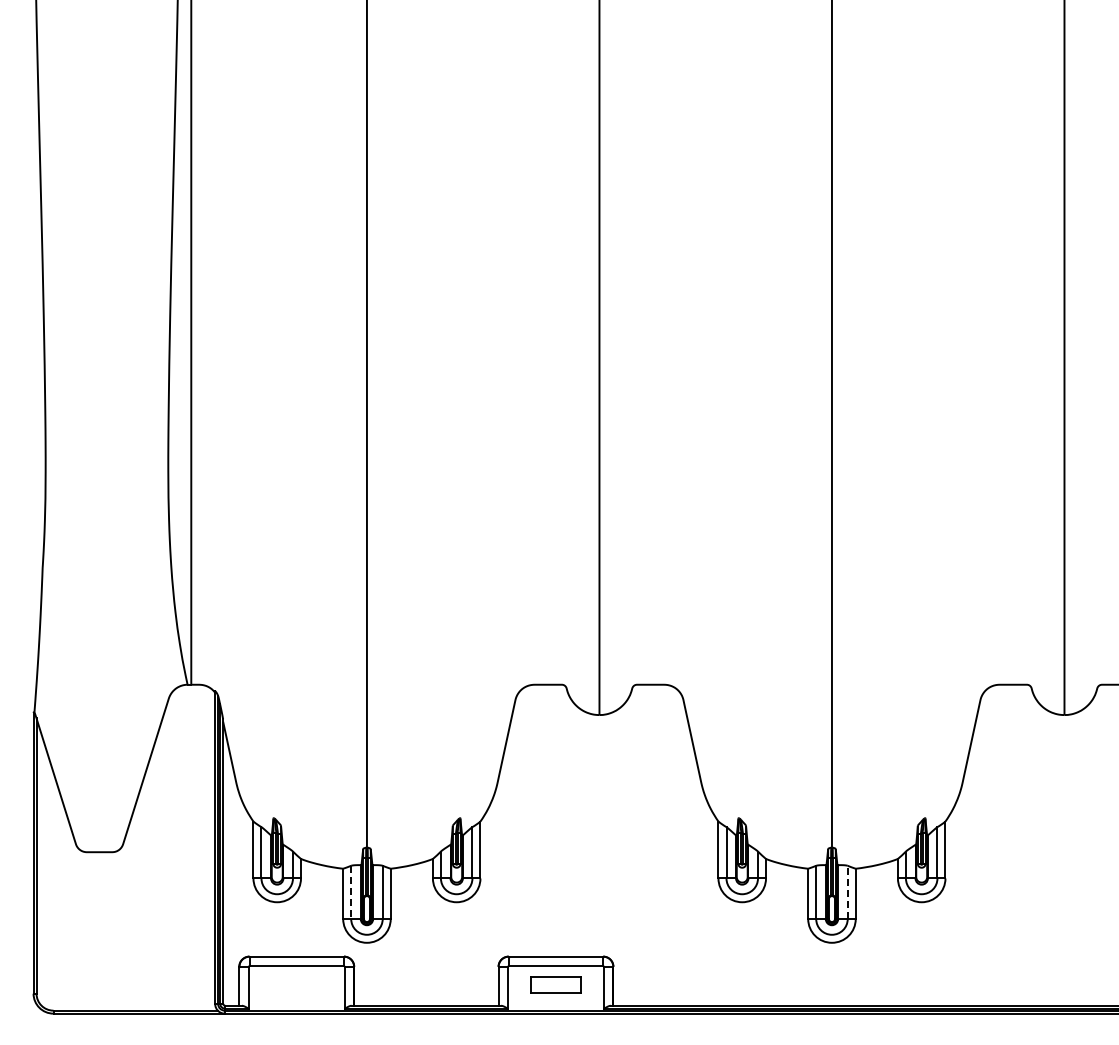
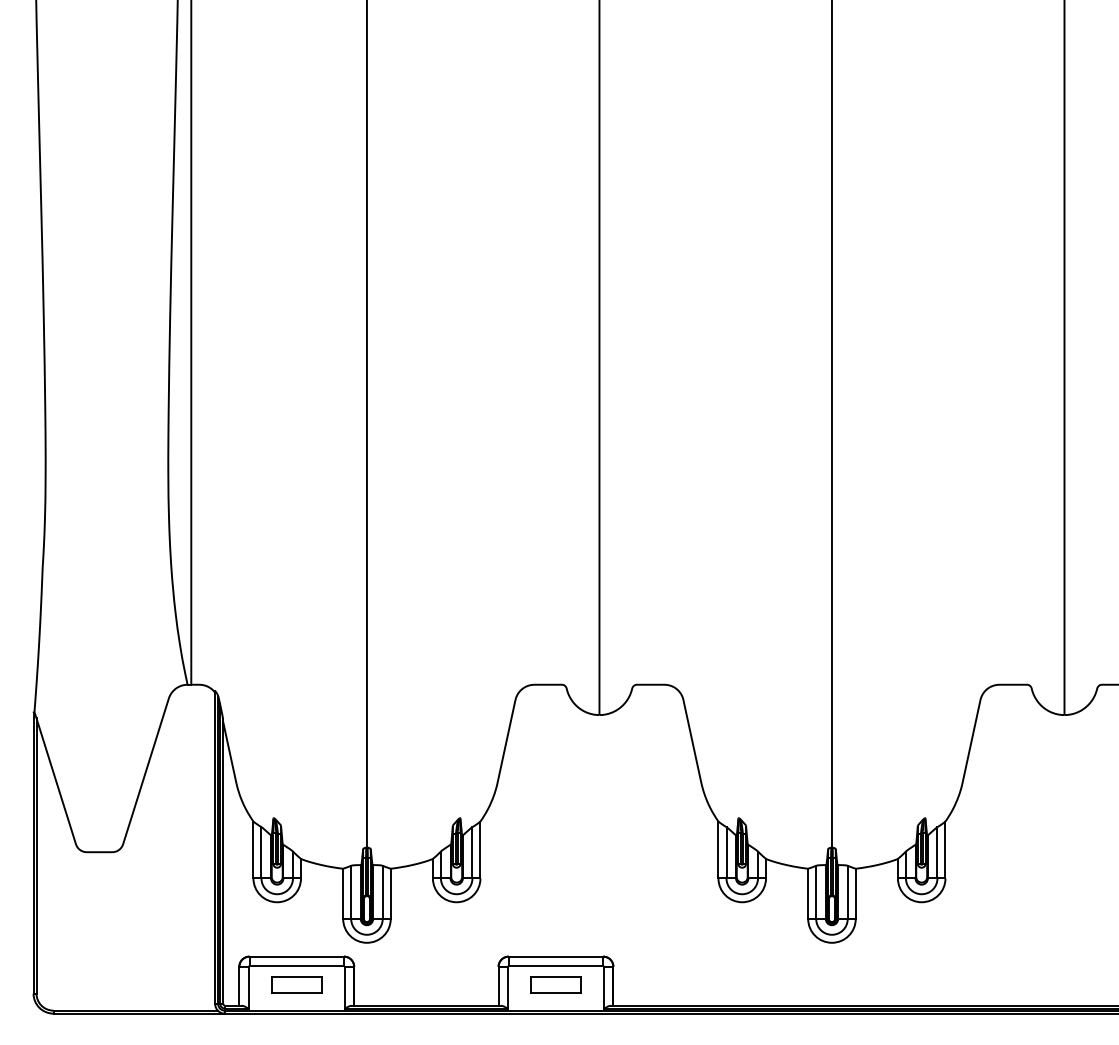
line: dashed -> solid (351, 892)
line: dashed -> solid (847, 892)
part: none -> present (296, 984)
